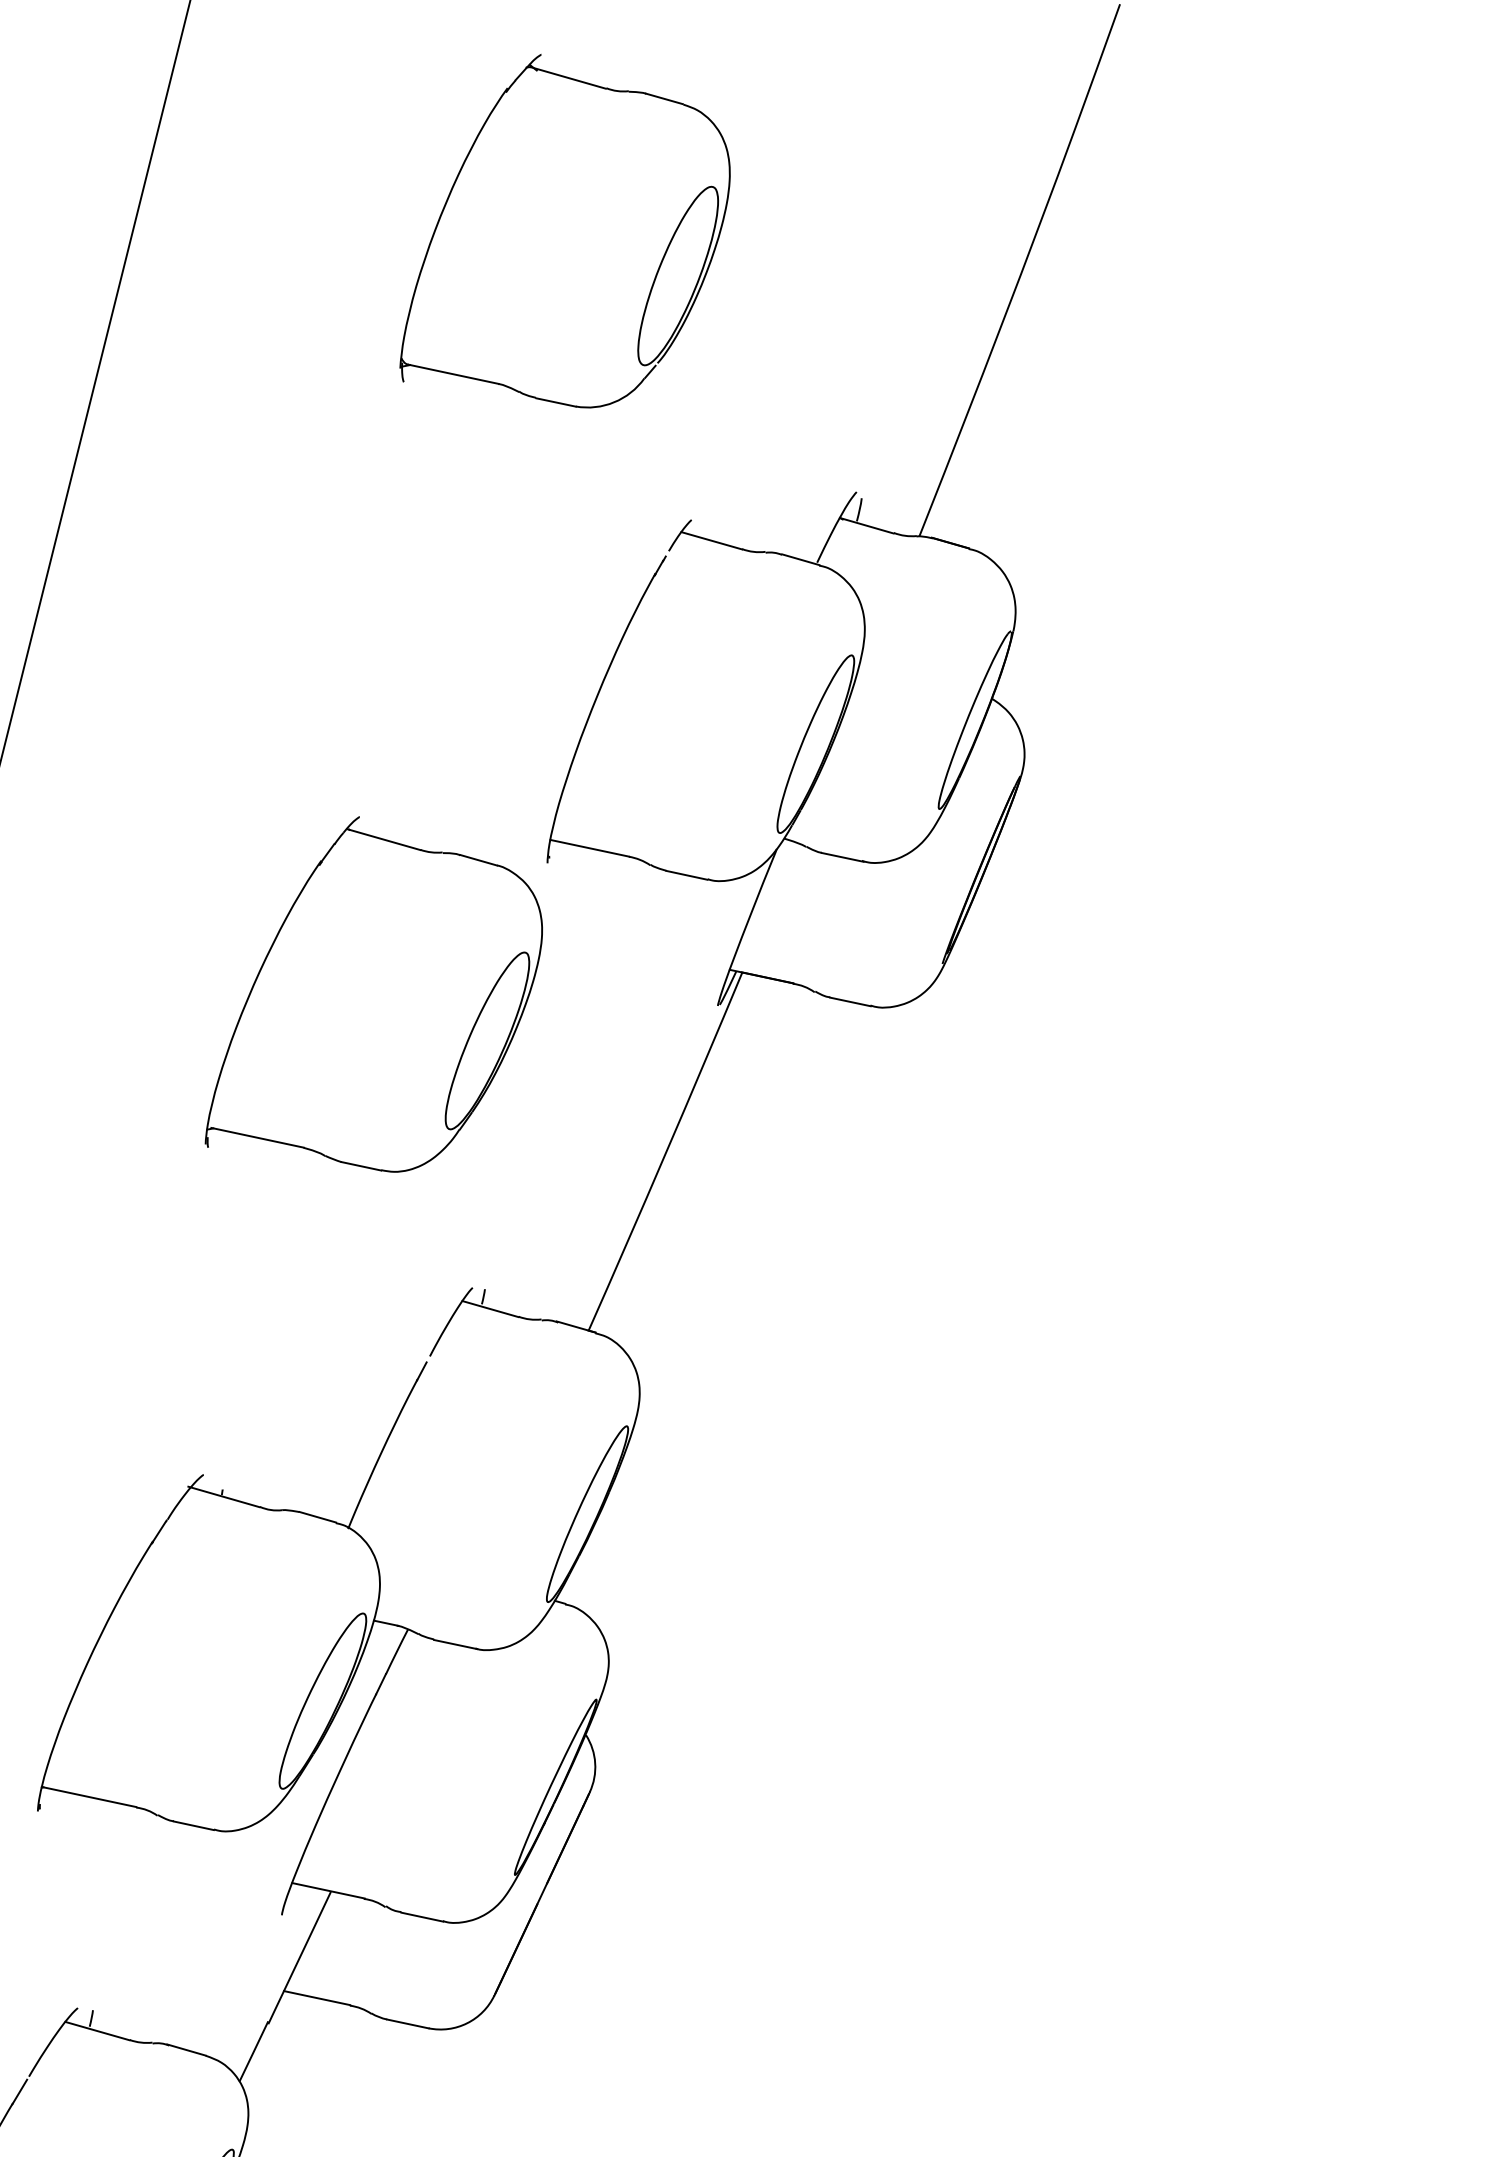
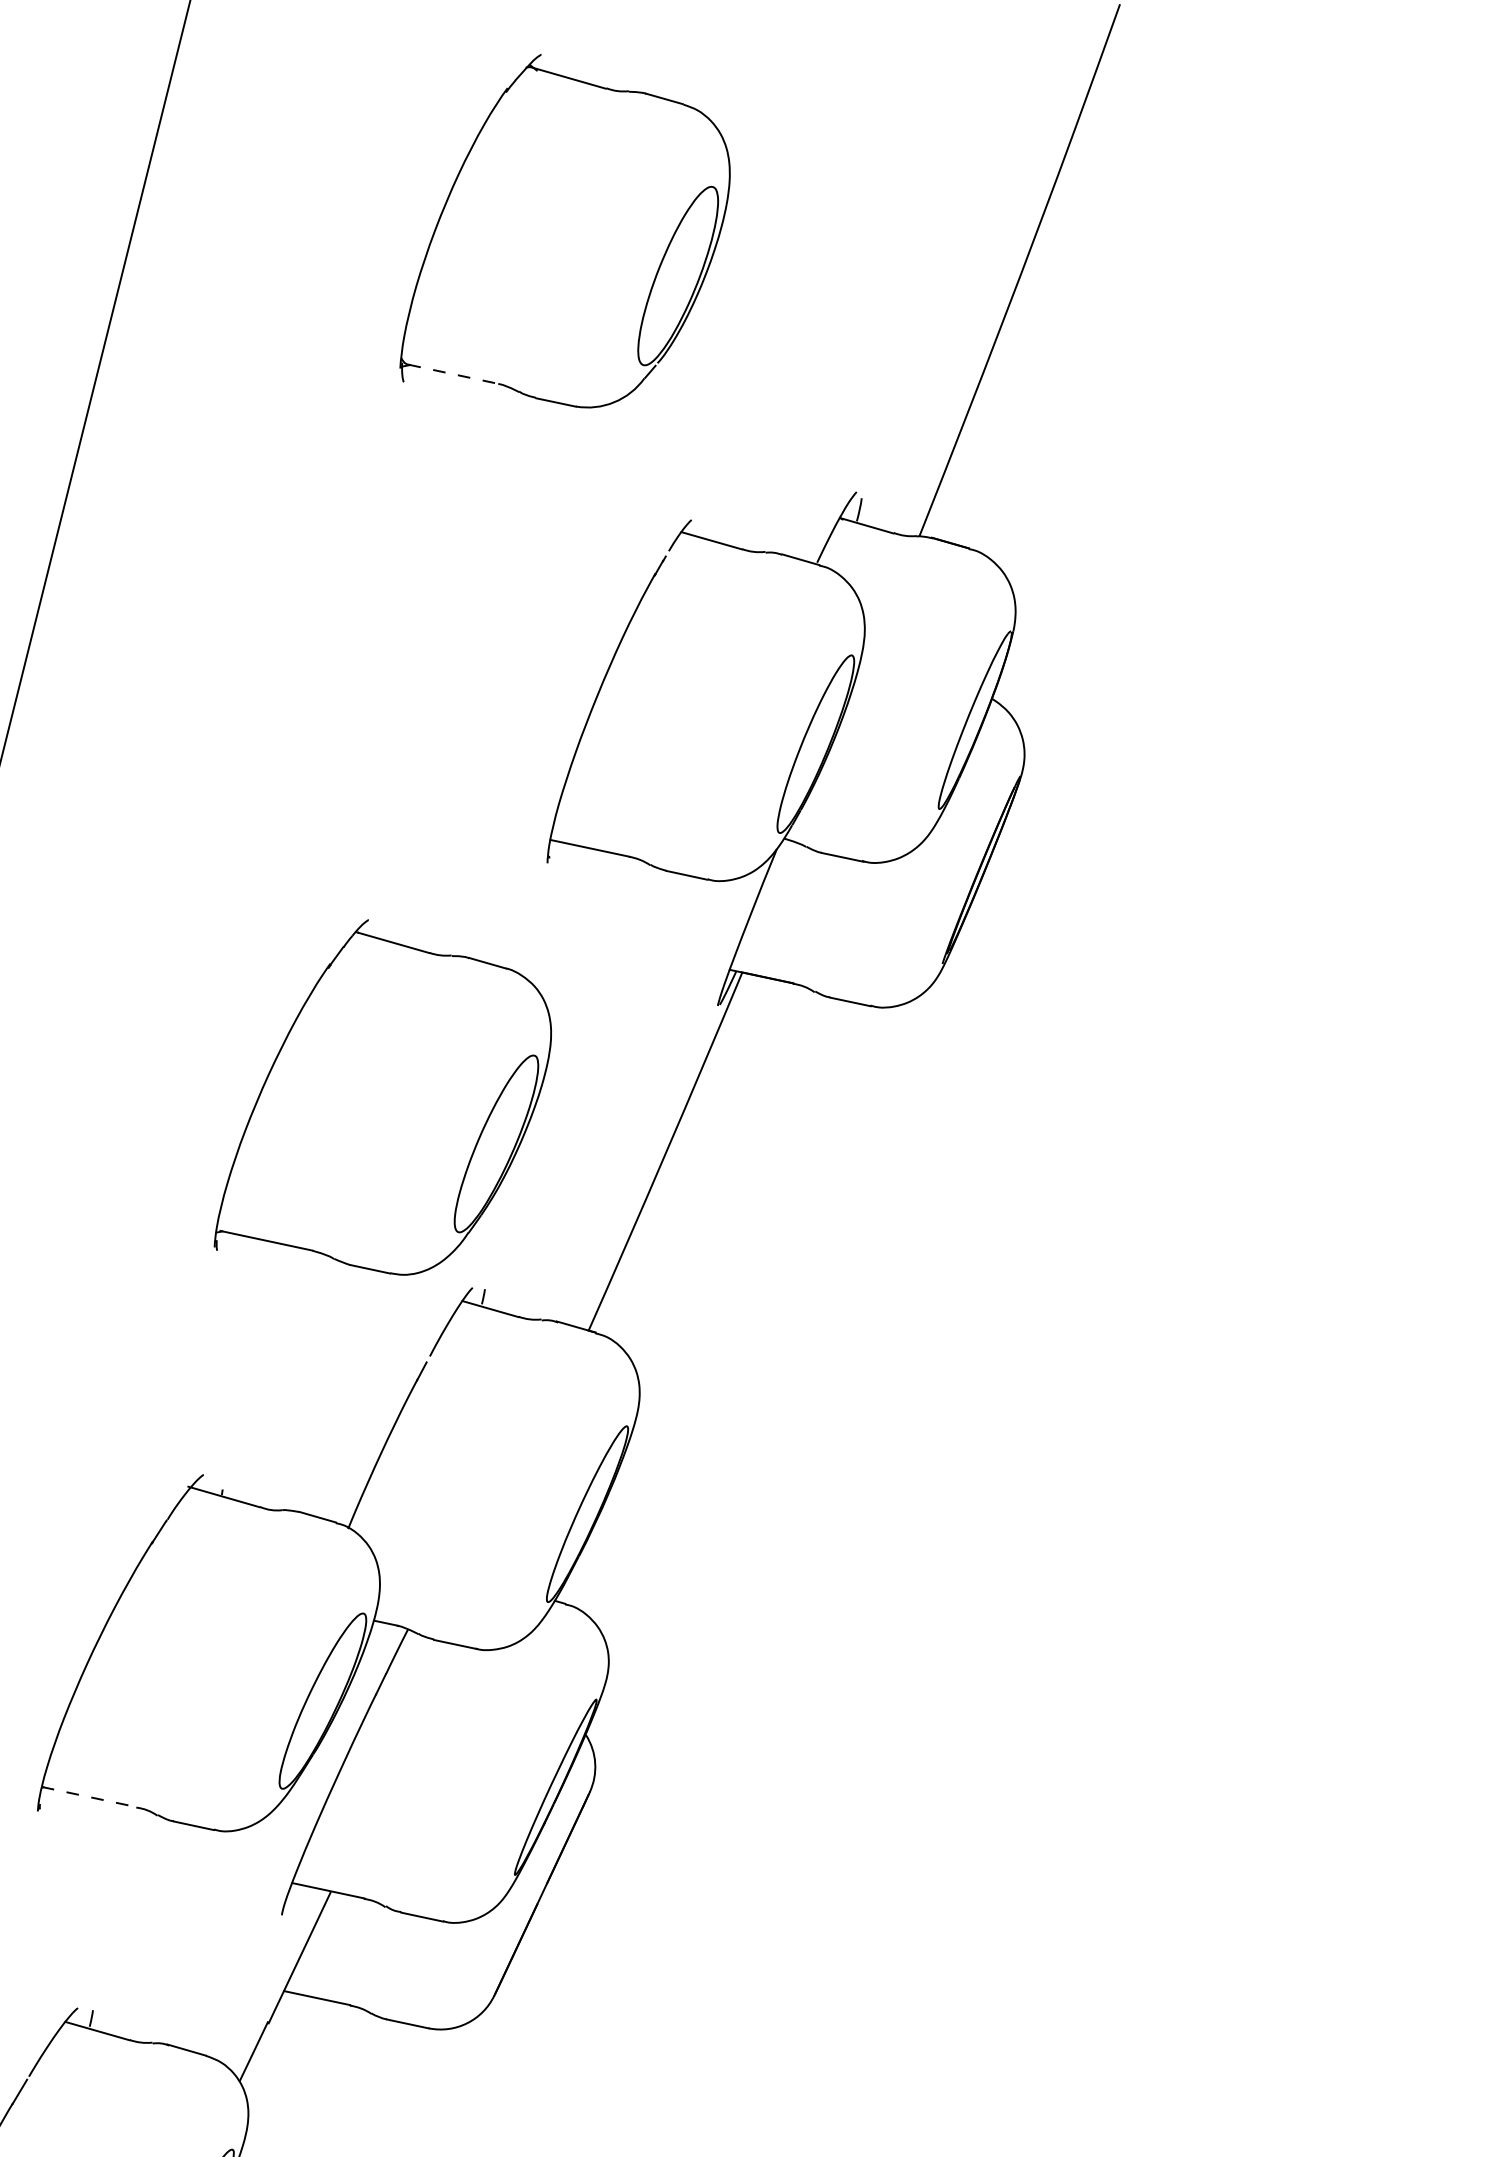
line: solid -> dashed (454, 374)
part position: (373, 994) -> (382, 1097) (382, 1097)
line: solid -> dashed (89, 1797)
